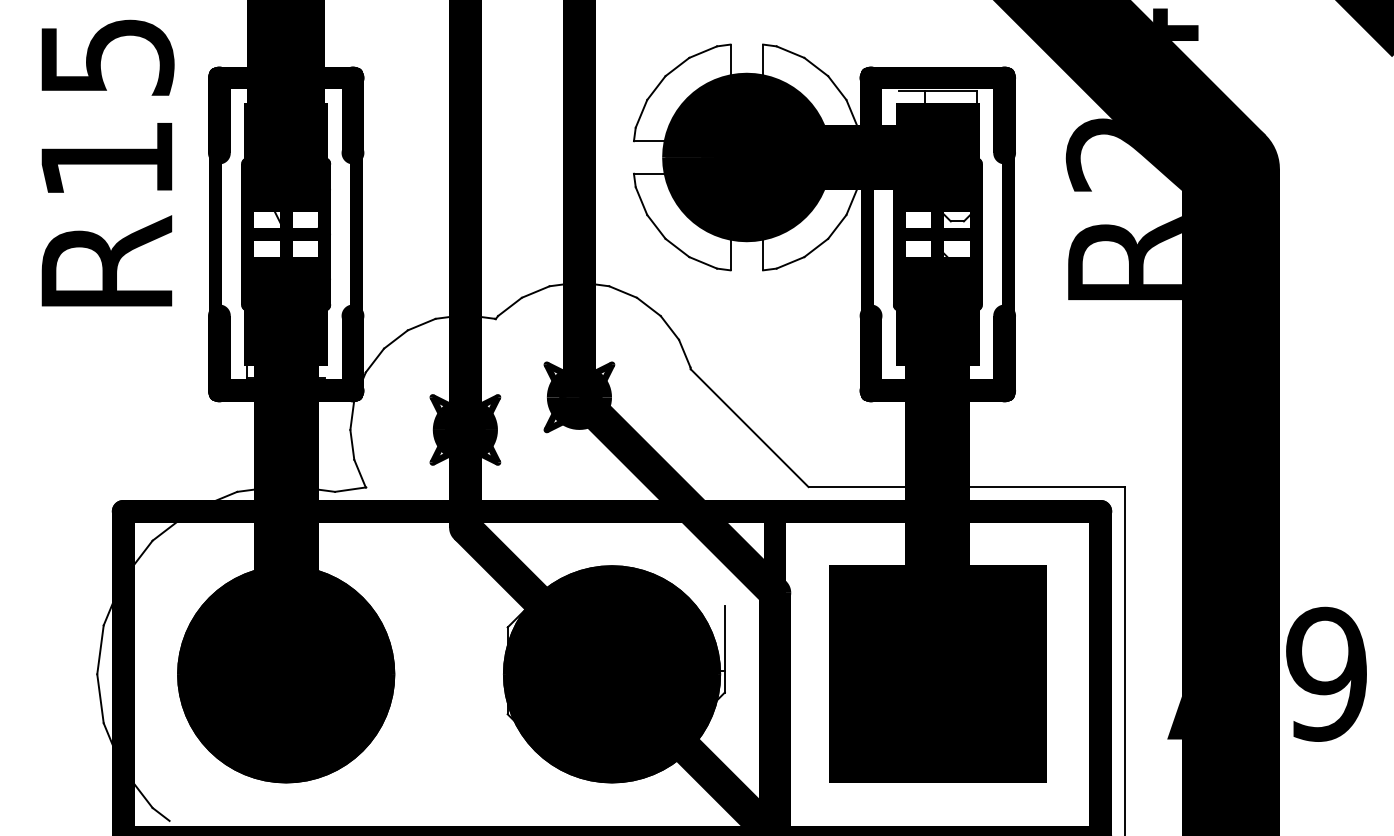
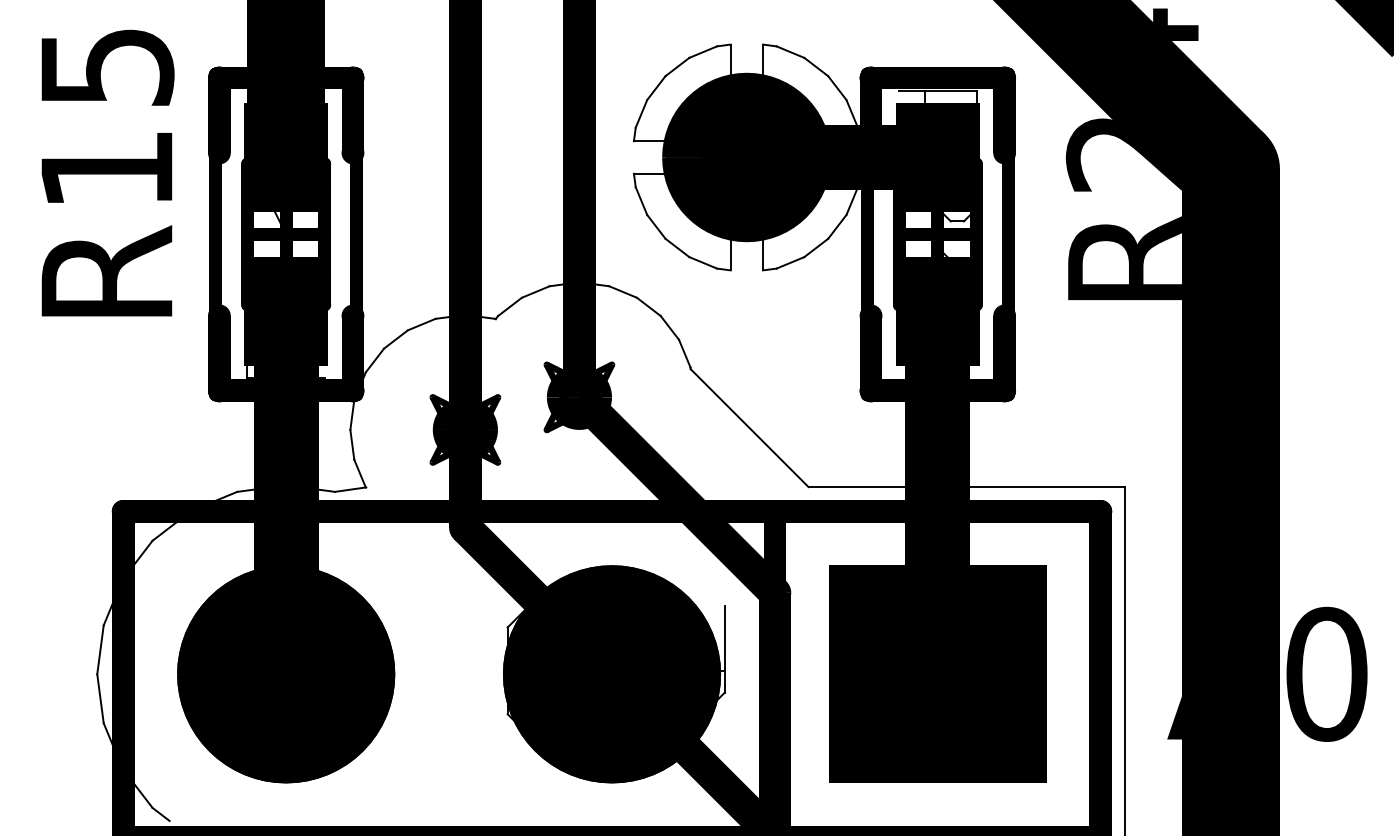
text position: (107, 162) -> (107, 172) (107, 172)
text: A9 -> A0 (1326, 673)
